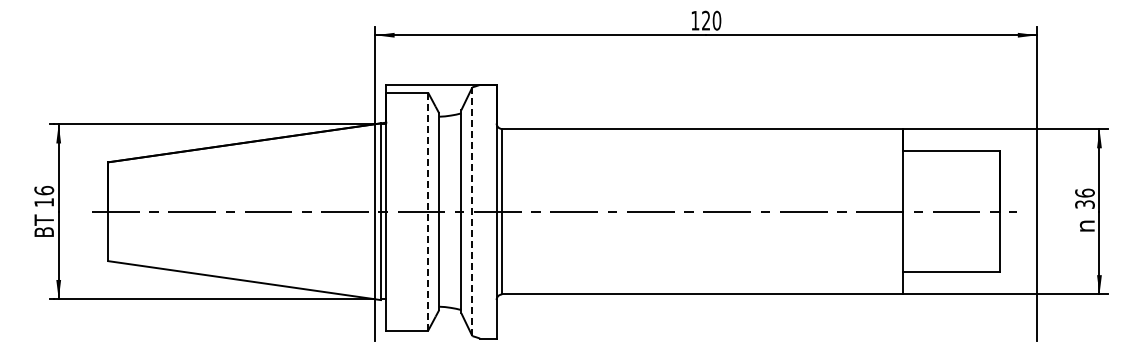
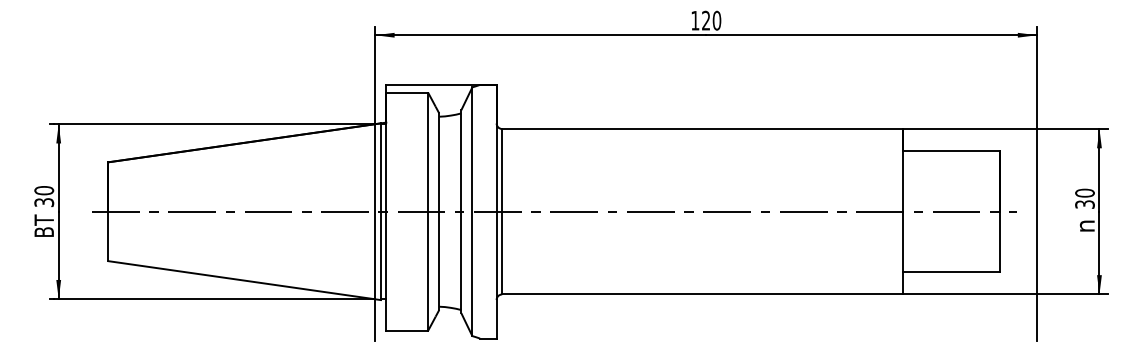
text: 36 -> 30 (1084, 192)
text: 16 -> 30 (44, 196)
line: dashed -> solid (428, 211)
line: dashed -> solid (472, 211)
